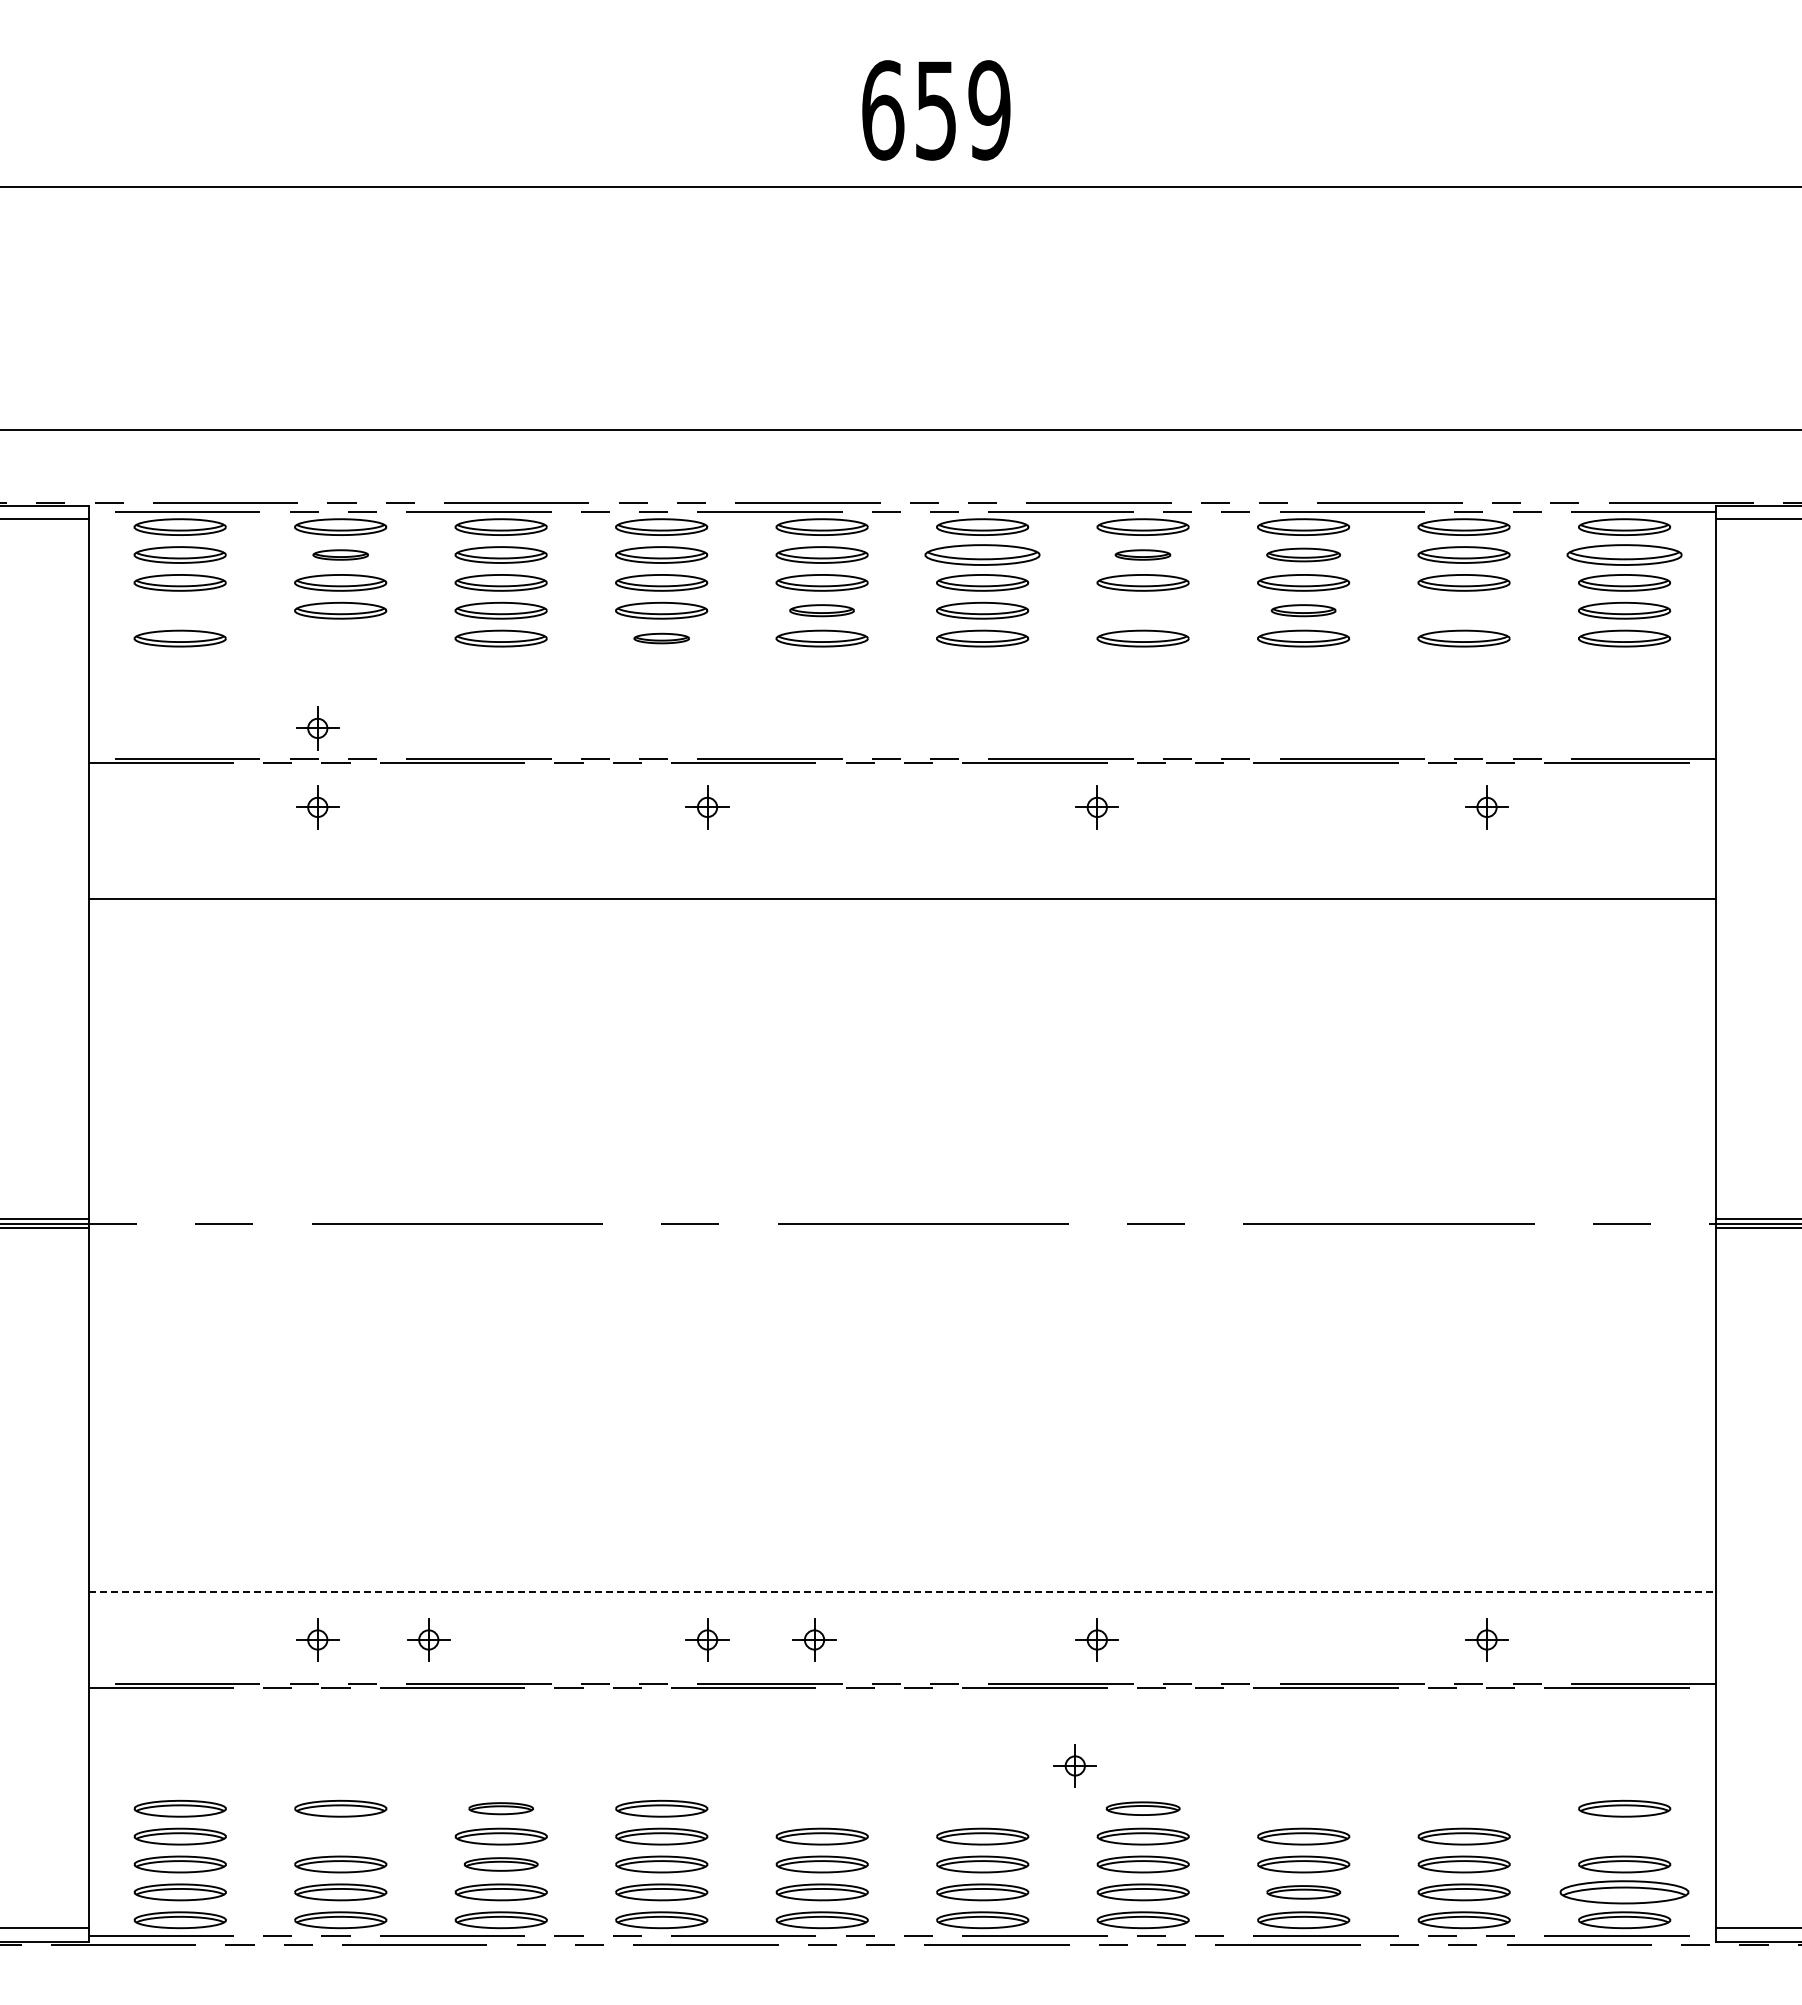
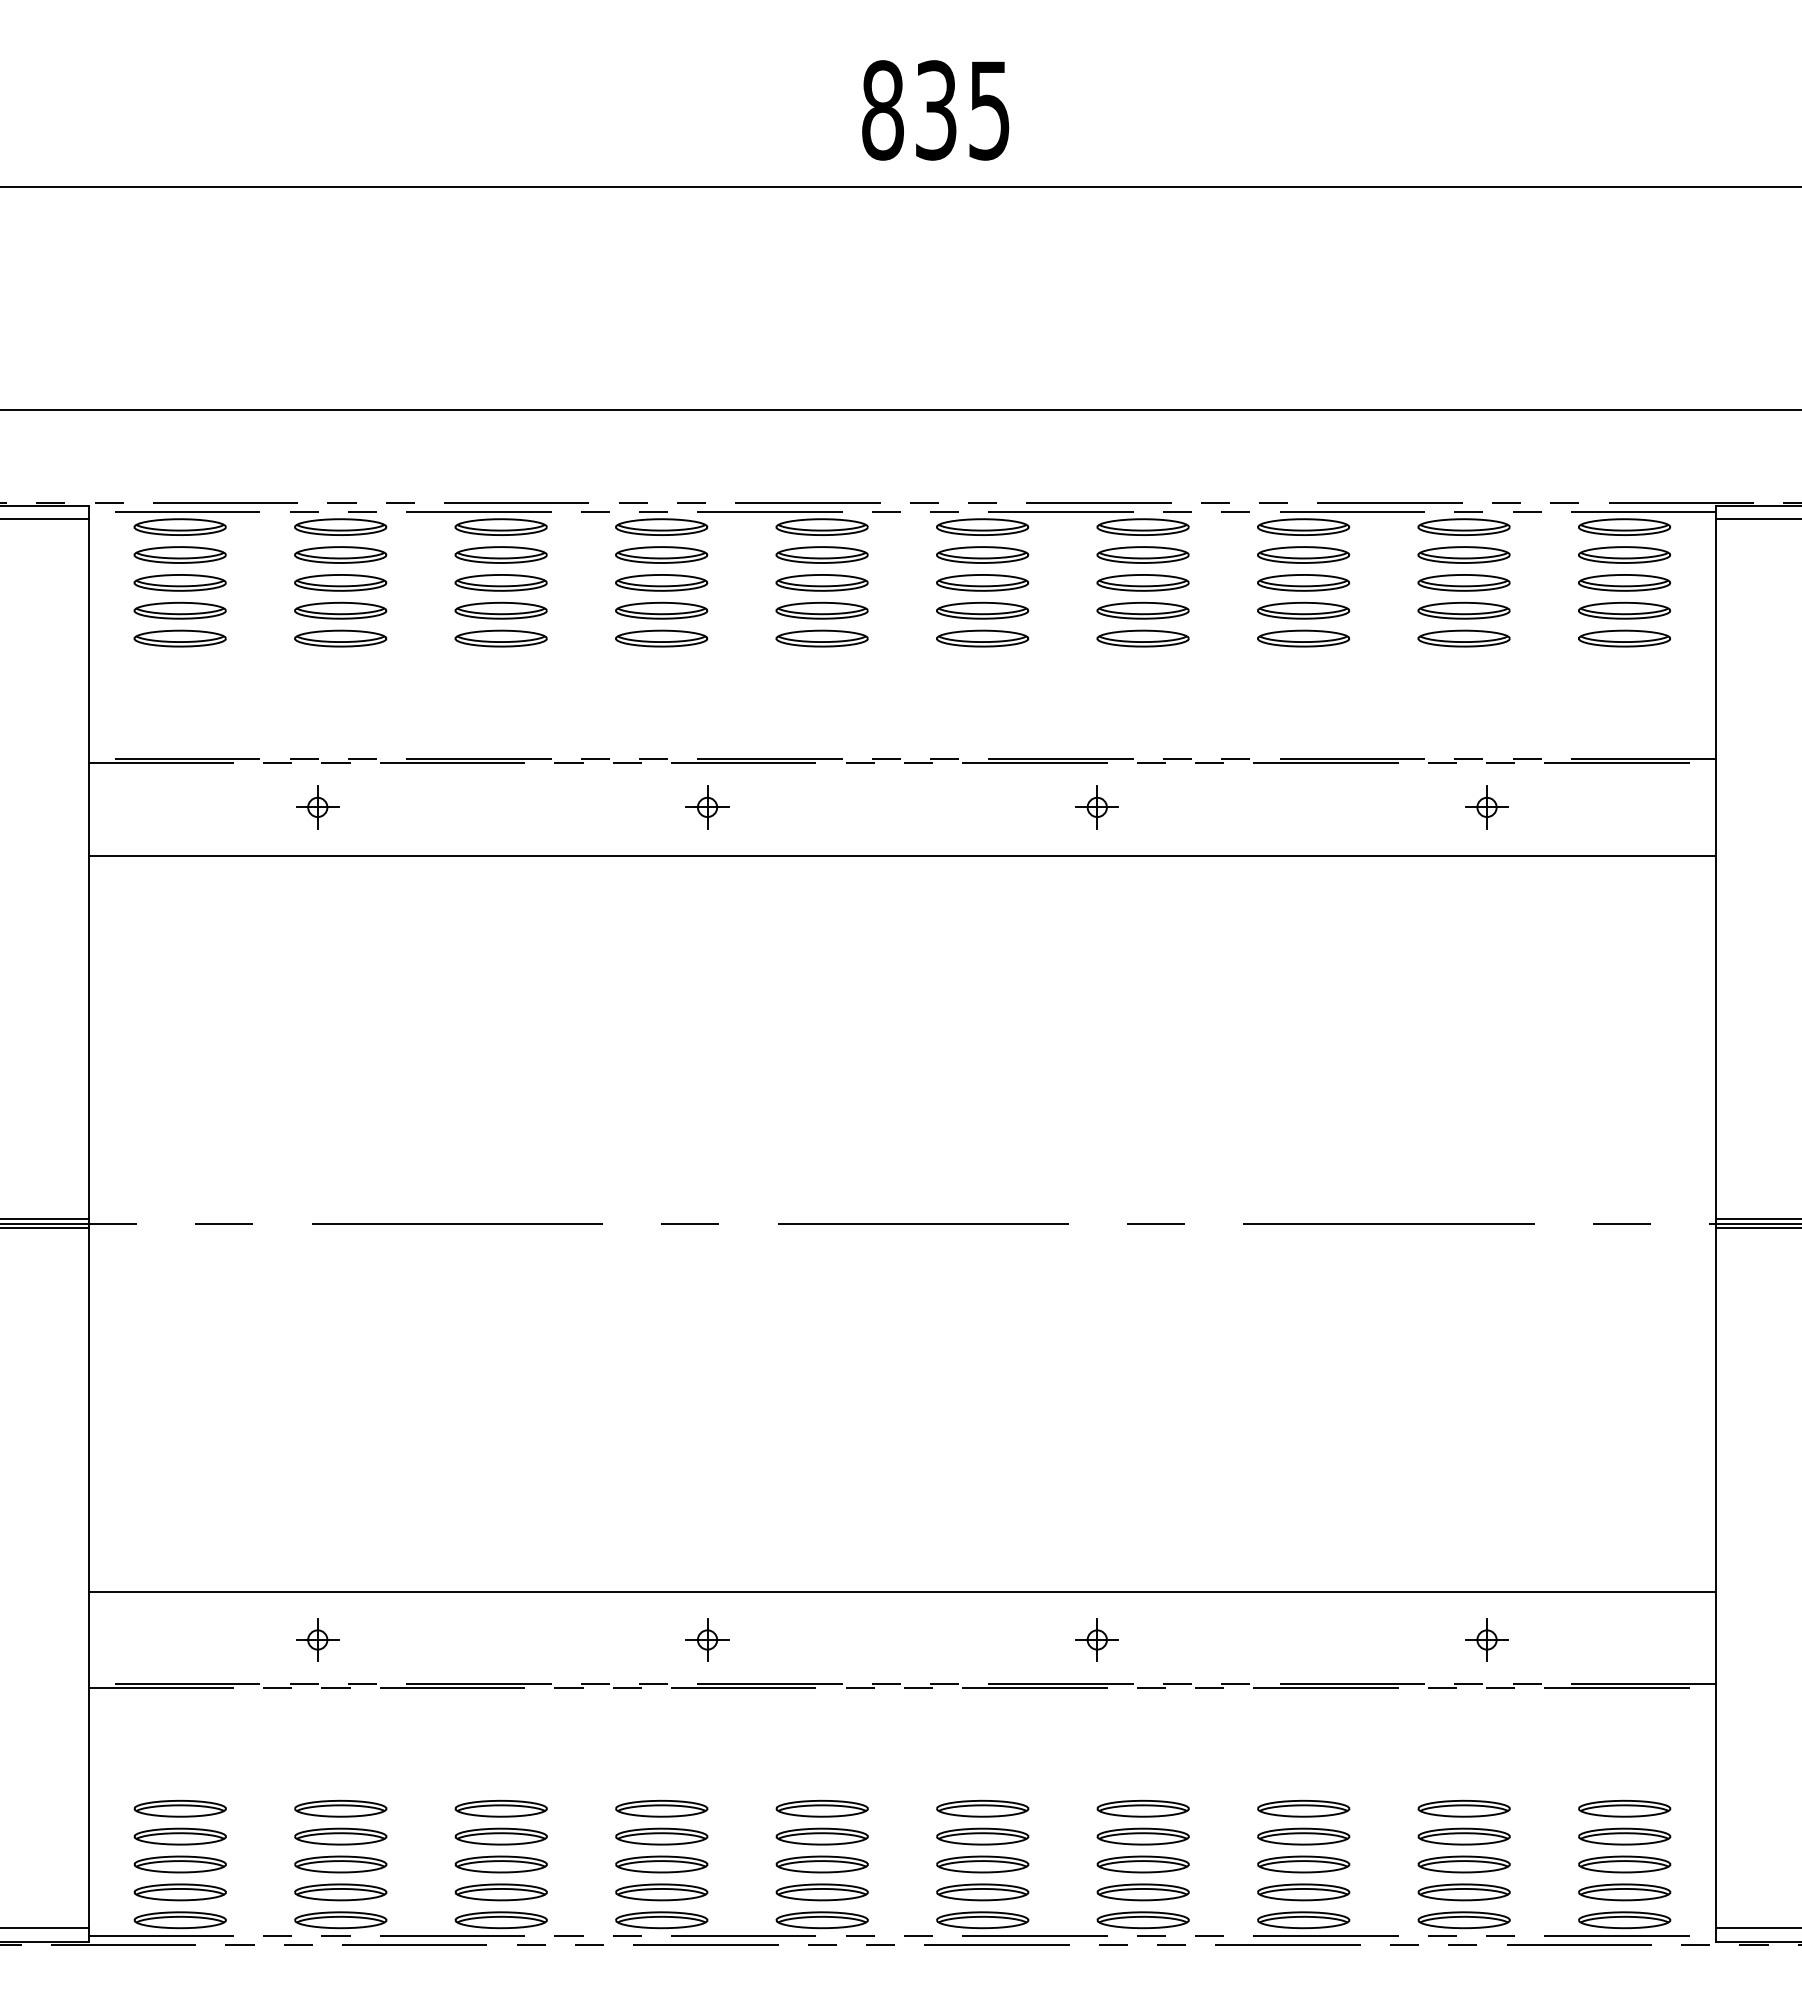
text: 659 -> 835 (936, 110)
line position: (900, 430) -> (900, 410) (900, 410)
part size: 57x12 px -> 94x18 px (340, 554)
part size: 117x22 px -> 94x18 px (982, 554)
part size: 58x12 px -> 94x18 px (1142, 554)
part size: 75x16 px -> 94x18 px (1303, 554)
part size: 117x22 px -> 93x18 px (1624, 554)
part: none -> present (179, 610)
part size: 66x14 px -> 94x19 px (821, 610)
part: none -> present (1142, 610)
part size: 67x14 px -> 94x19 px (1303, 610)
part: none -> present (1463, 610)
part: none -> present (340, 638)
part size: 57x13 px -> 94x19 px (661, 638)
part: present -> none (317, 728)
line position: (902, 898) -> (902, 855) (902, 855)
line: dashed -> solid (902, 1591)
part: present -> none (428, 1639)
part: present -> none (814, 1639)
part: present -> none (1074, 1765)
part size: 66x14 px -> 94x19 px (500, 1808)
part: none -> present (821, 1808)
part: none -> present (982, 1808)
part size: 76x15 px -> 94x19 px (1142, 1808)
part: none -> present (1303, 1808)
part: none -> present (1463, 1808)
part: none -> present (340, 1836)
part: none -> present (1624, 1836)
part size: 75x15 px -> 94x19 px (500, 1864)
part size: 76x15 px -> 94x19 px (1303, 1892)
part size: 131x25 px -> 94x19 px (1624, 1892)
